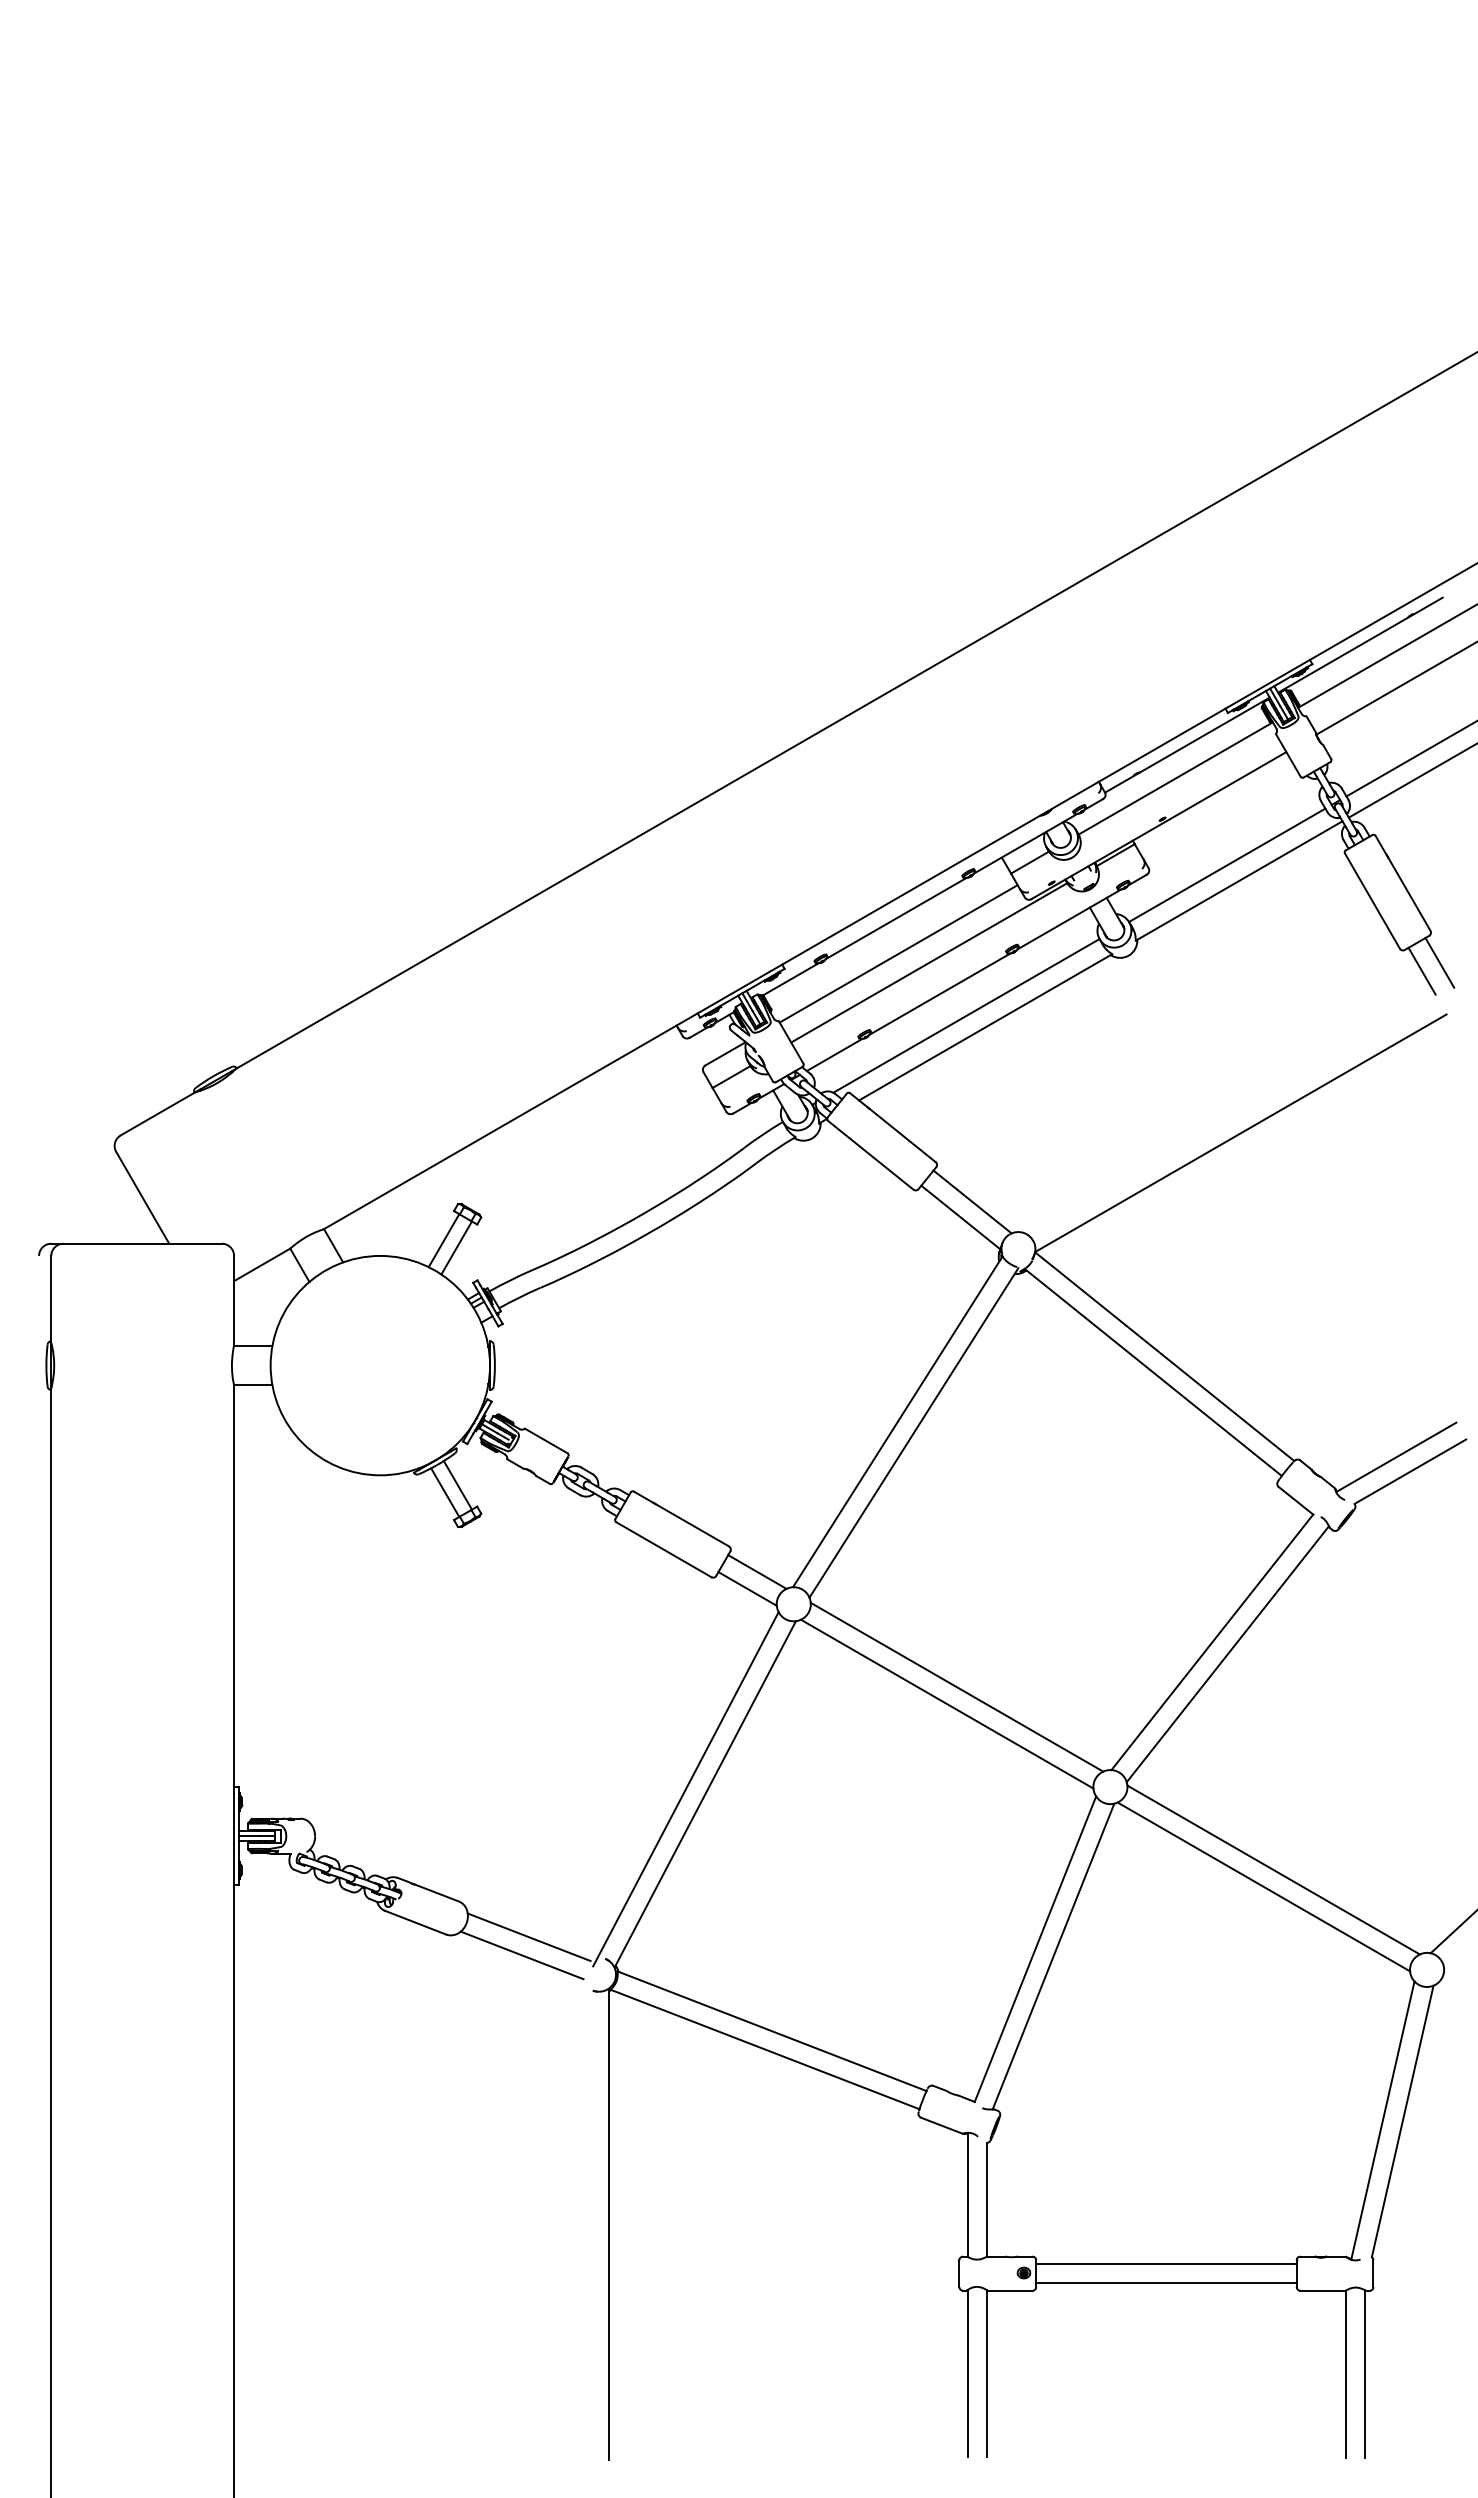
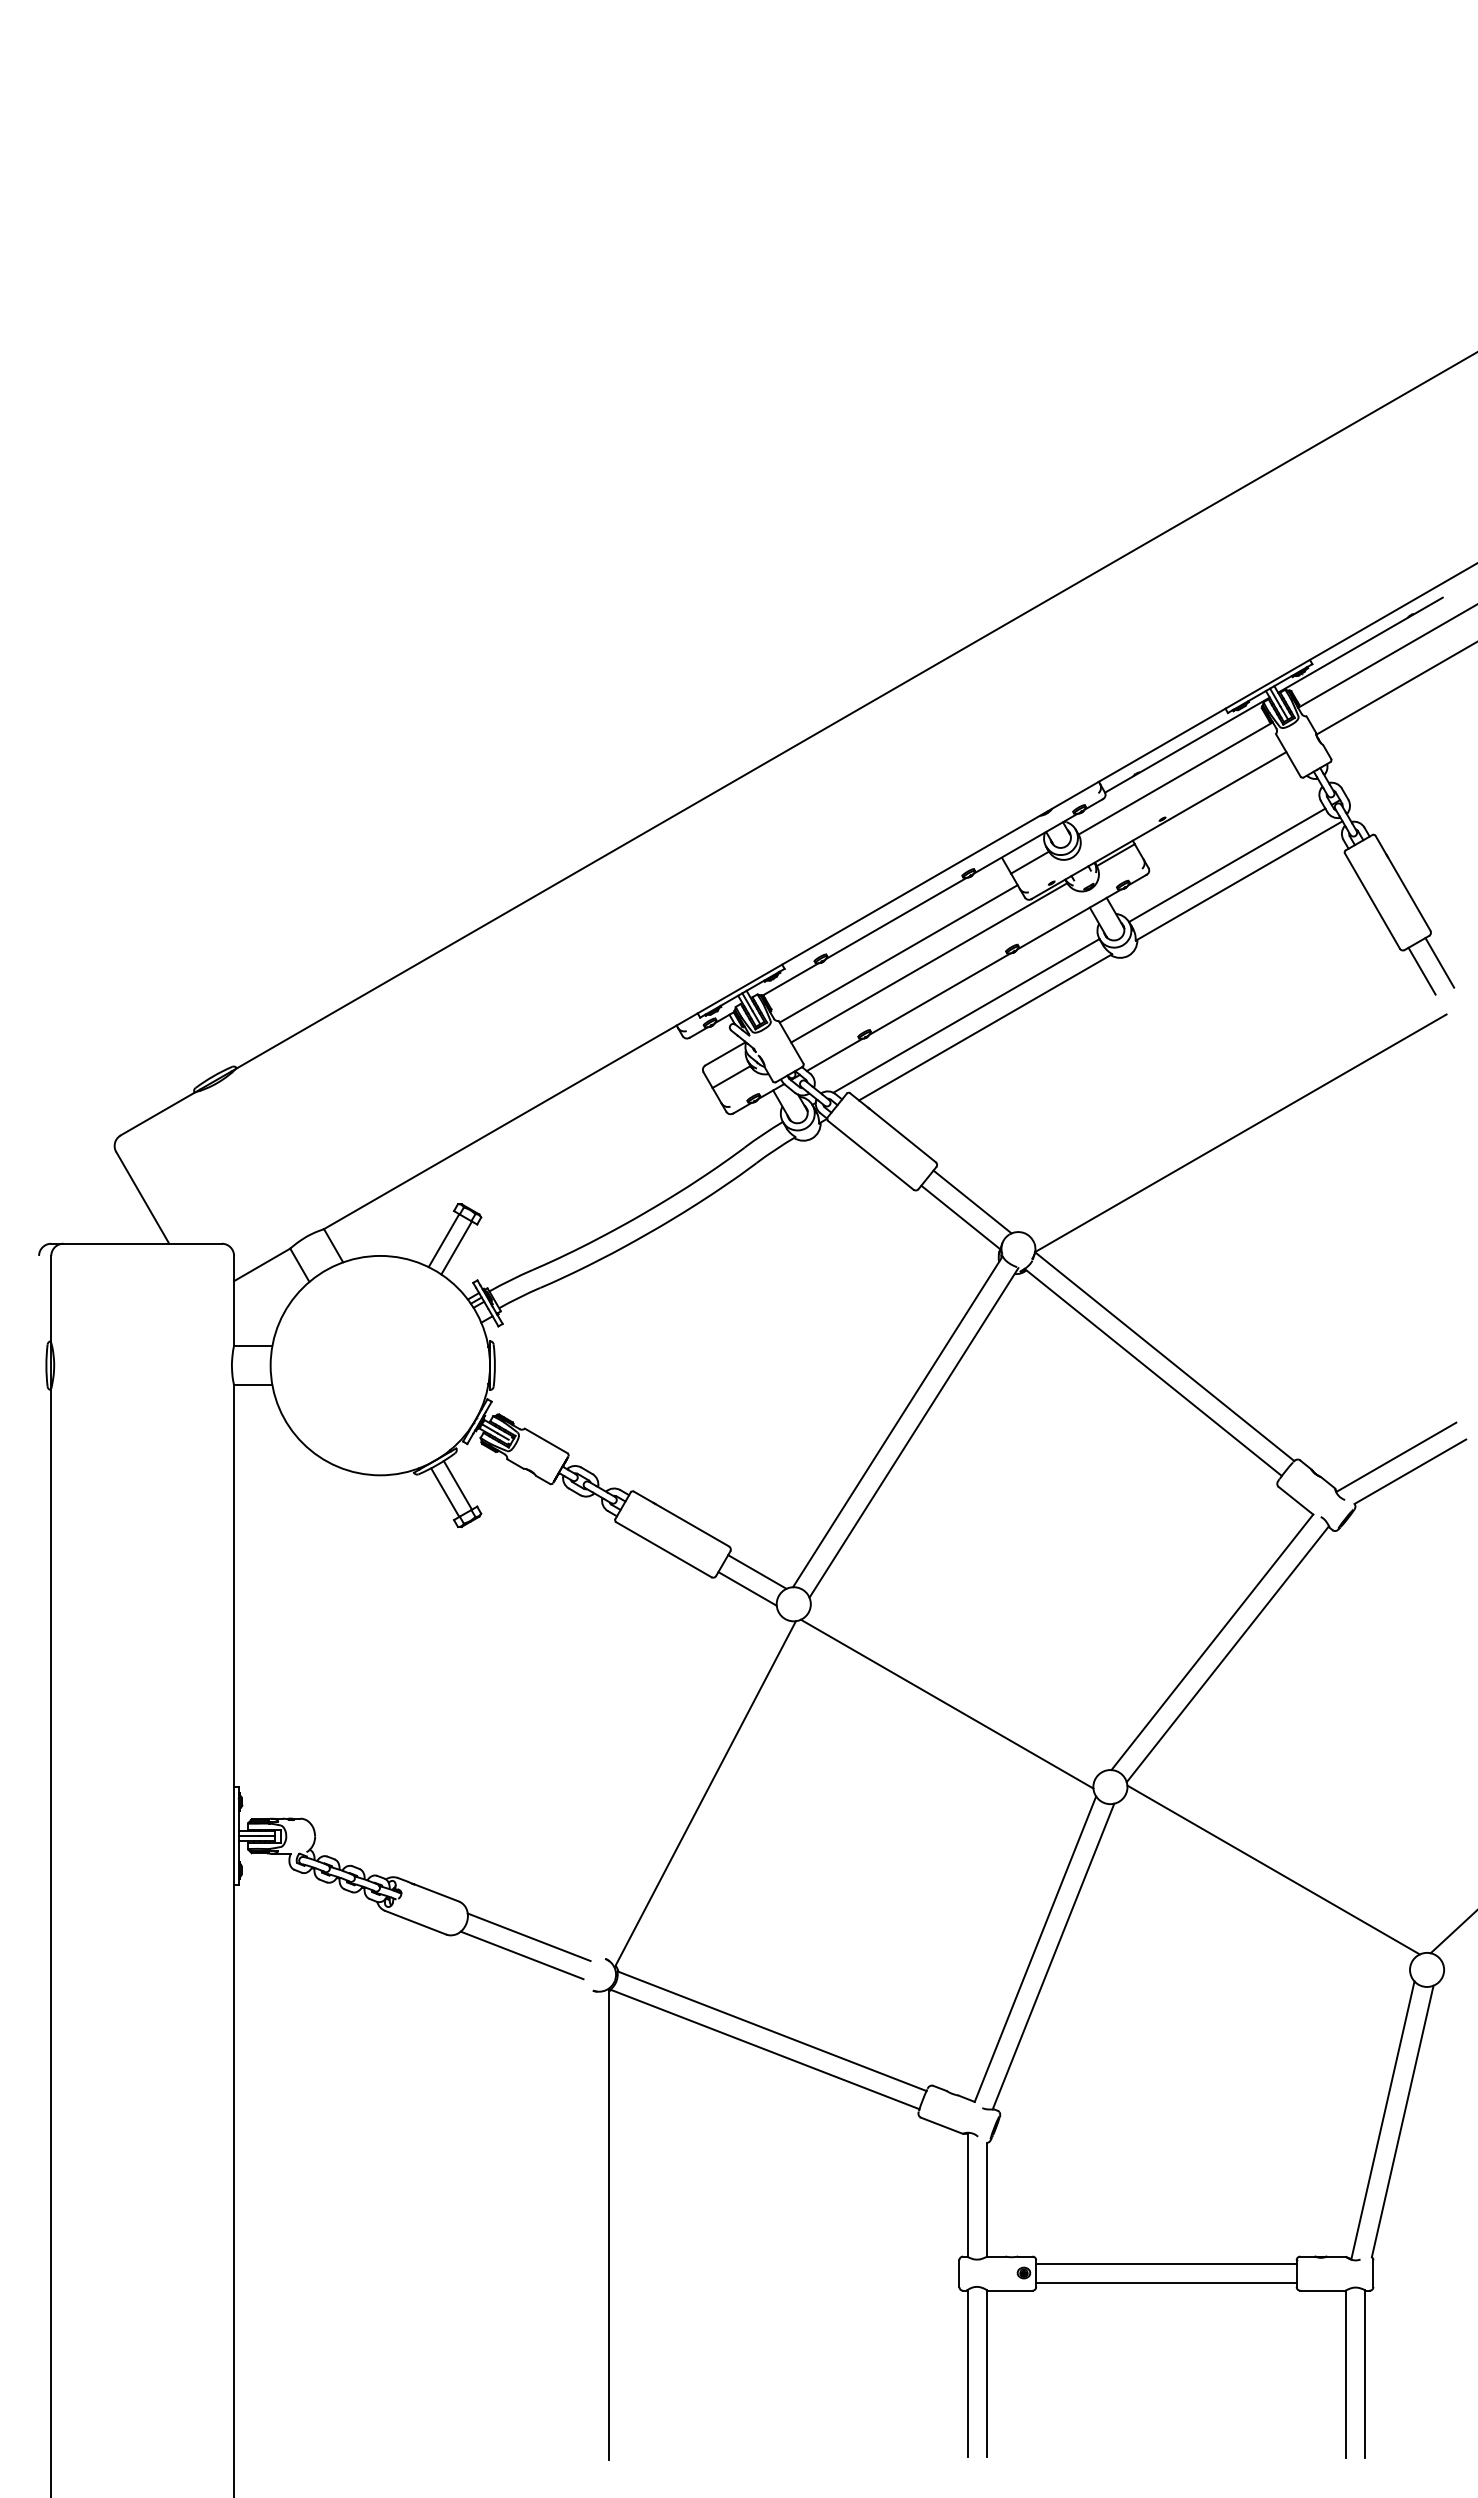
line: present -> none (1410, 759)
line: present -> none (1411, 780)
line: present -> none (956, 1686)
line: present -> none (685, 1789)
line: present -> none (1263, 1886)
